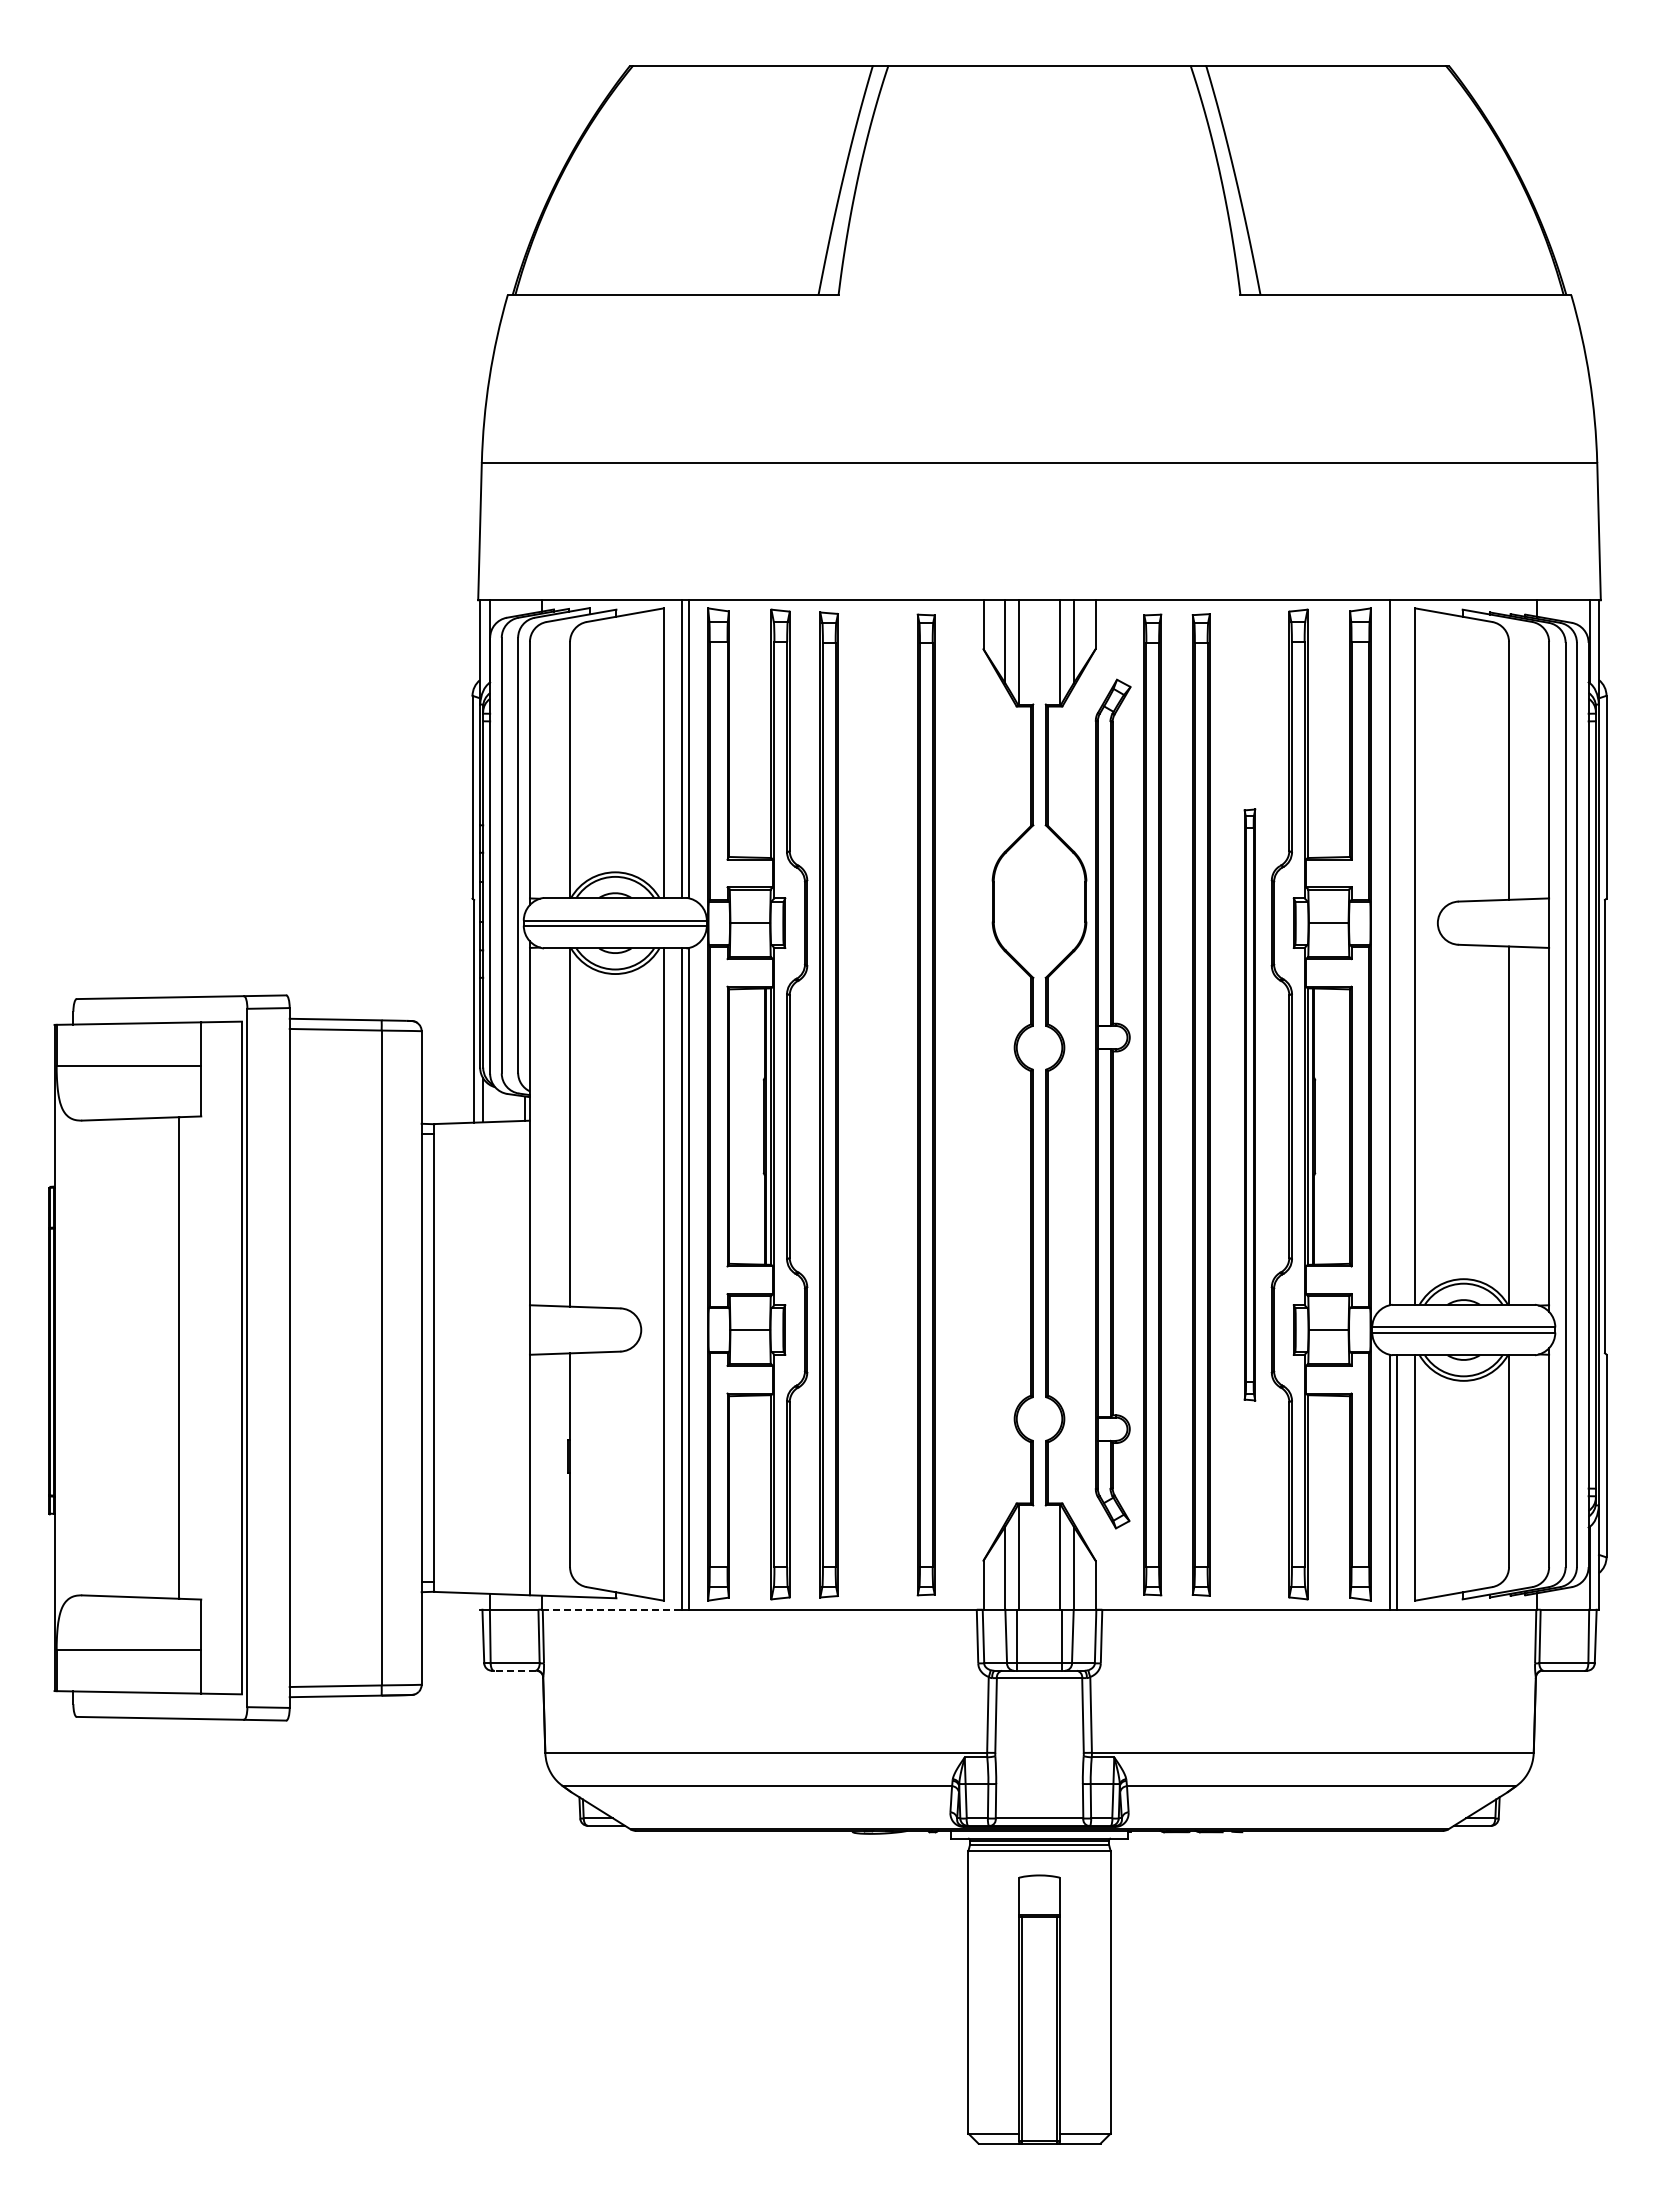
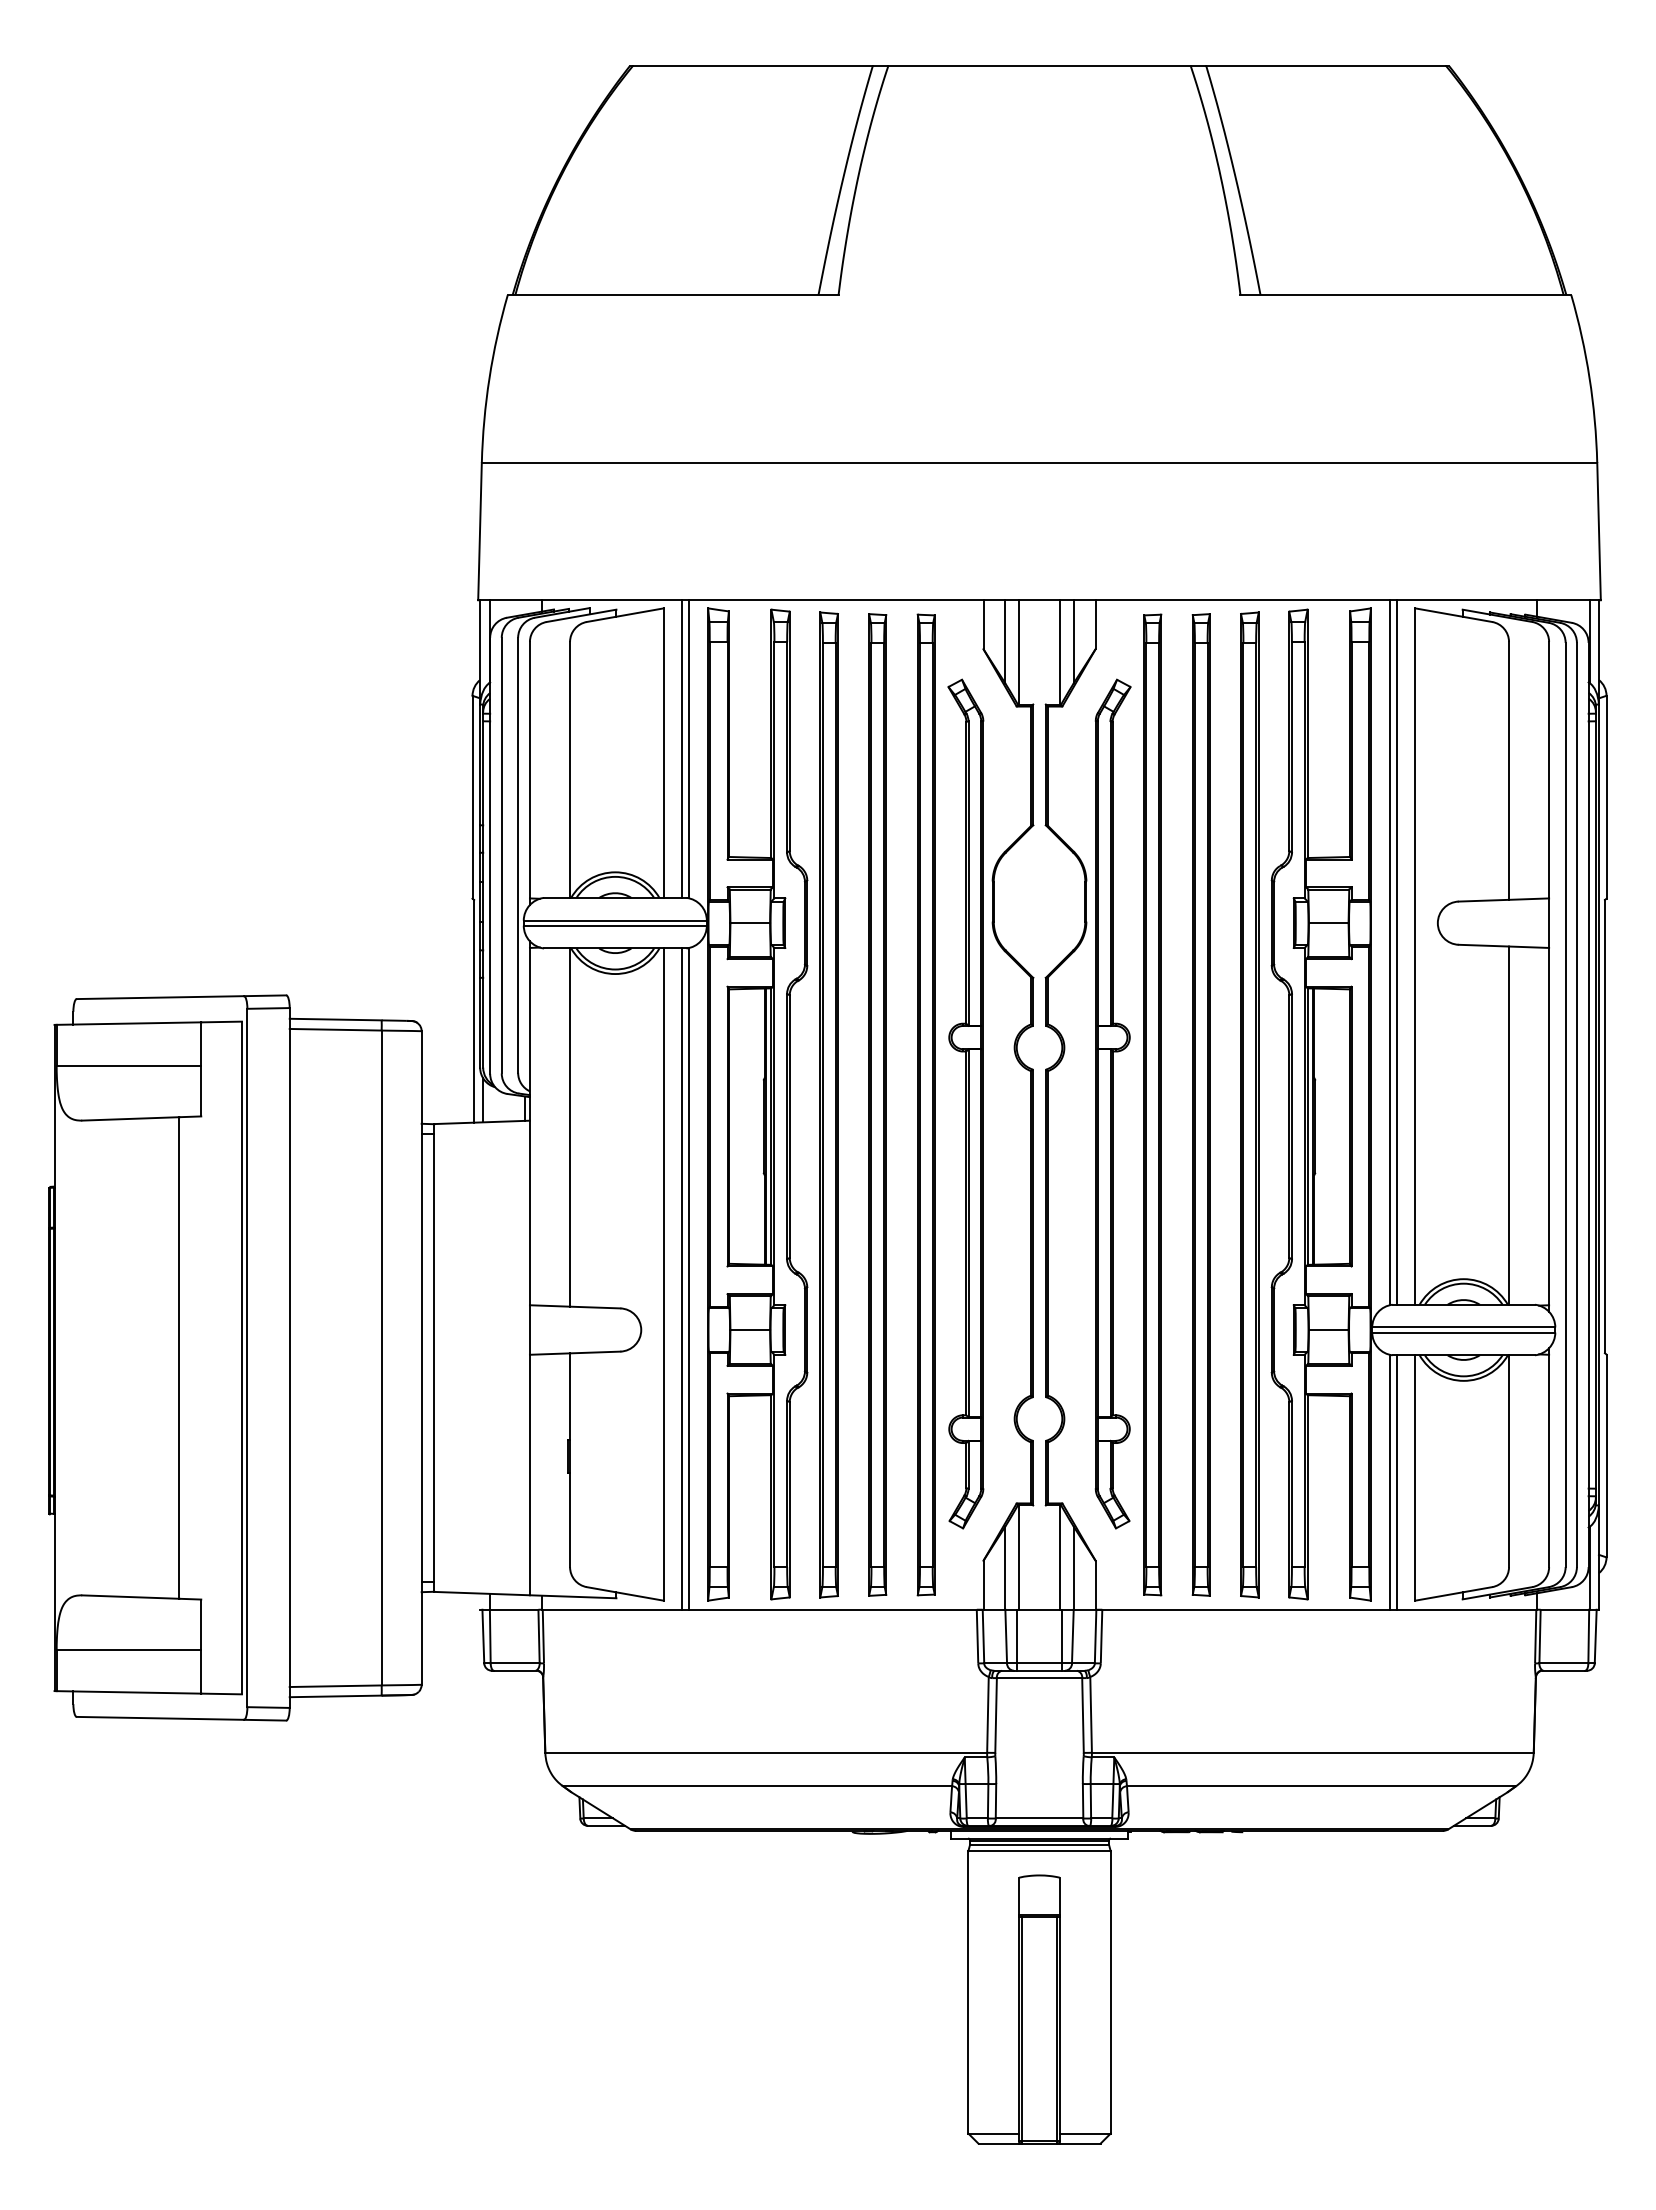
line: none -> present (1397, 952)
part: none -> present (965, 1103)
part: none -> present (877, 1104)
part size: 14x594 px -> 20x988 px (1249, 1104)
line: dashed -> solid (611, 1609)
line: dashed -> solid (514, 1670)
